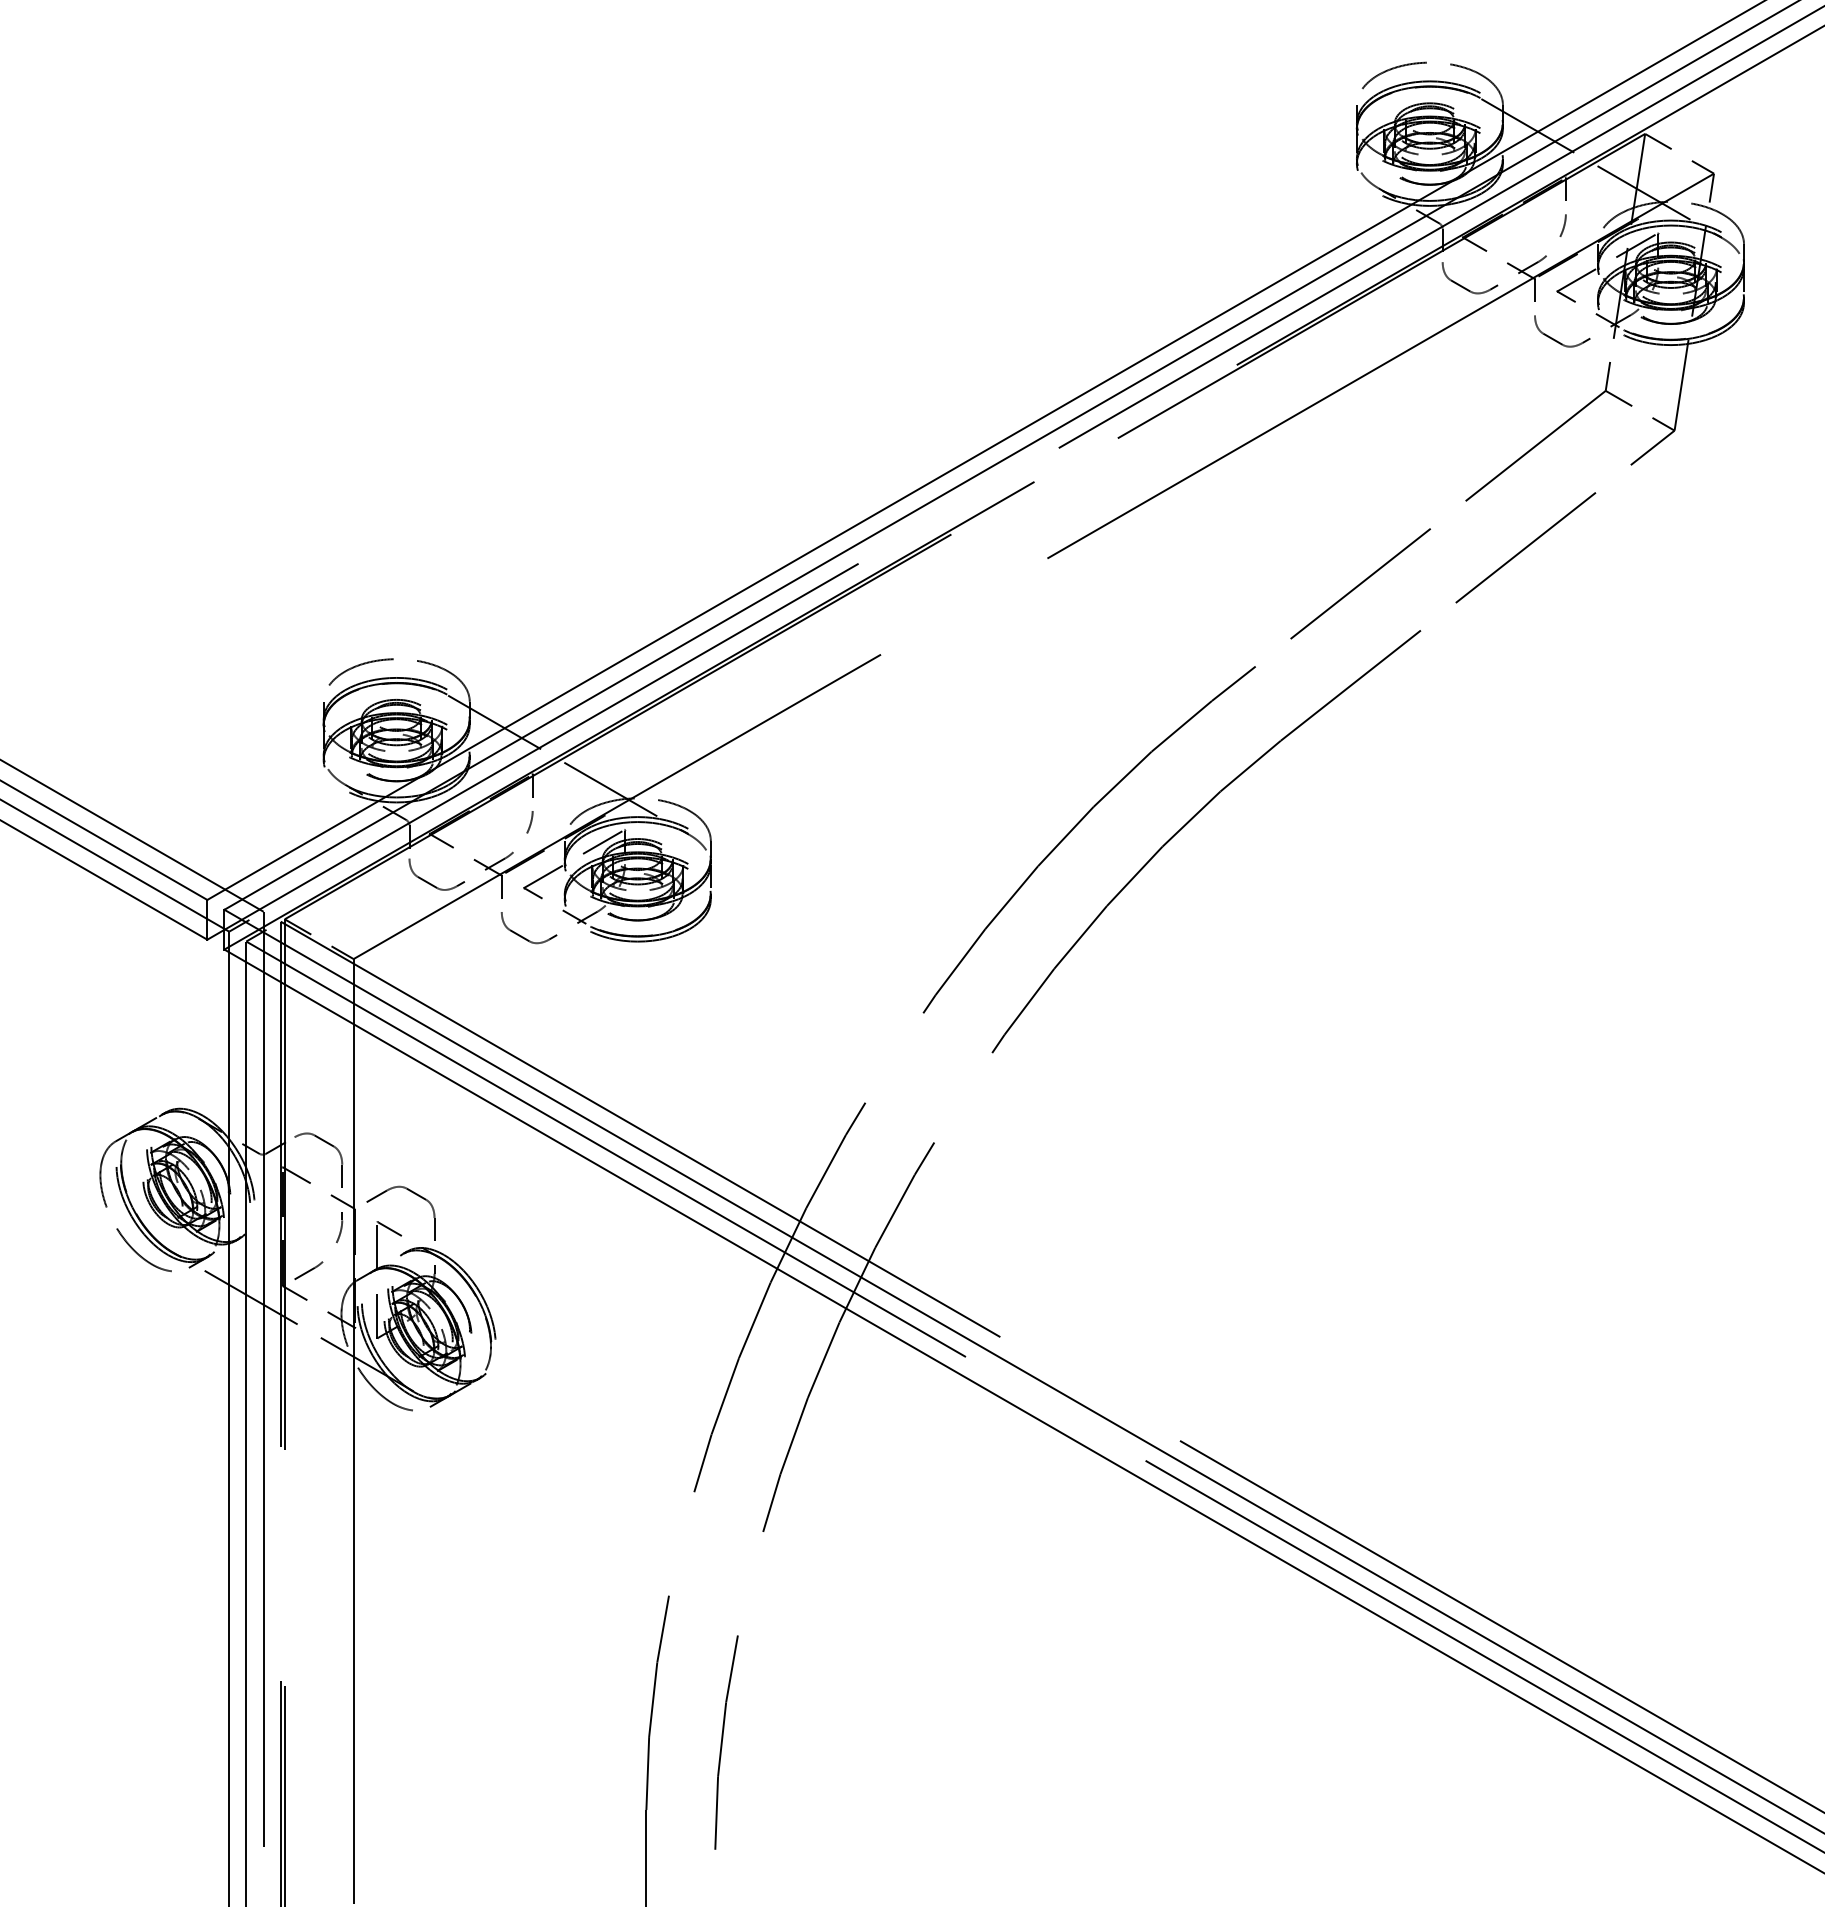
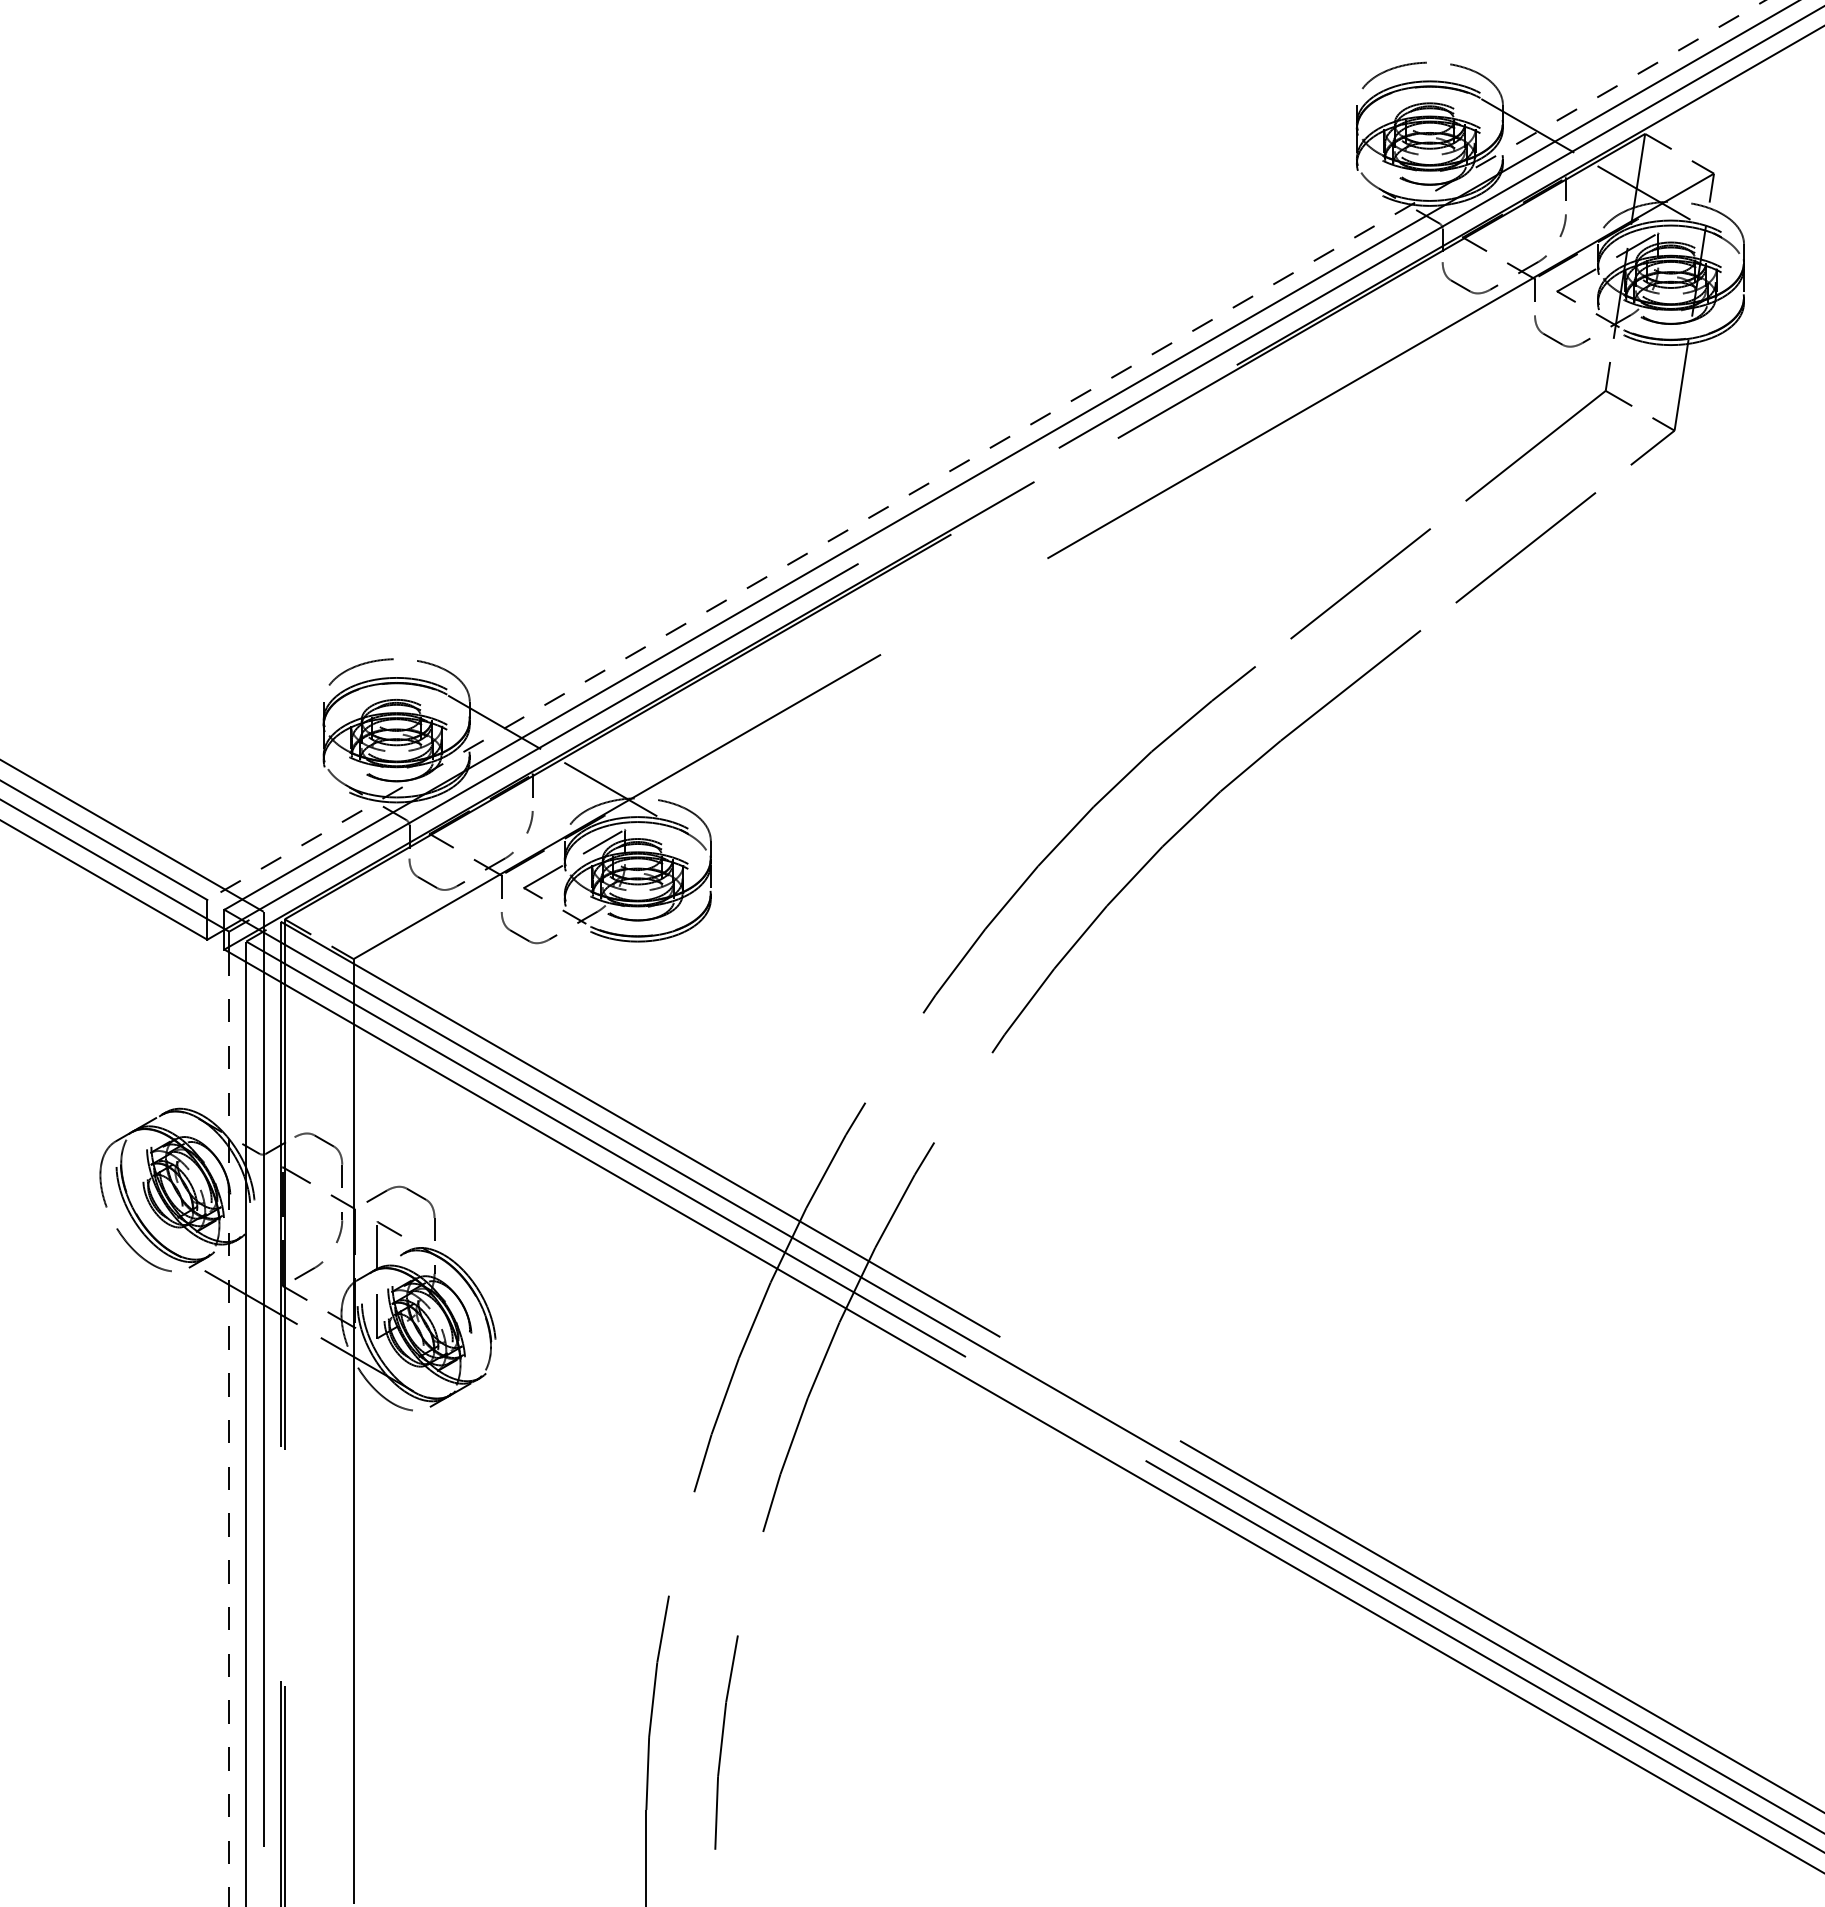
line: solid -> dashed (986, 449)
line: solid -> dashed (229, 1429)
